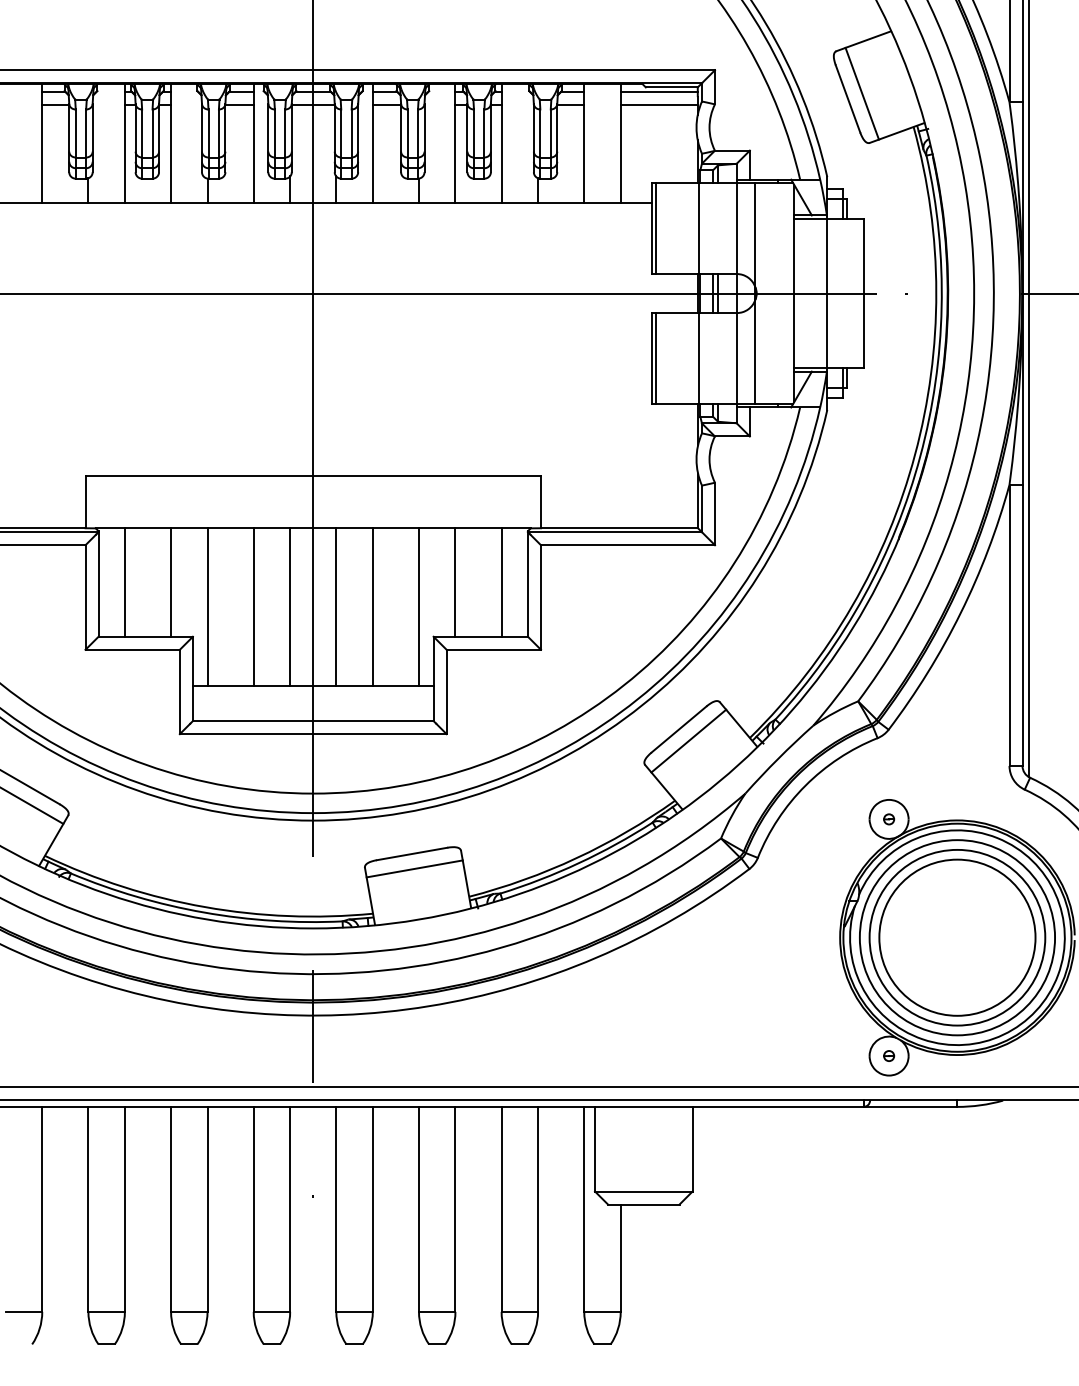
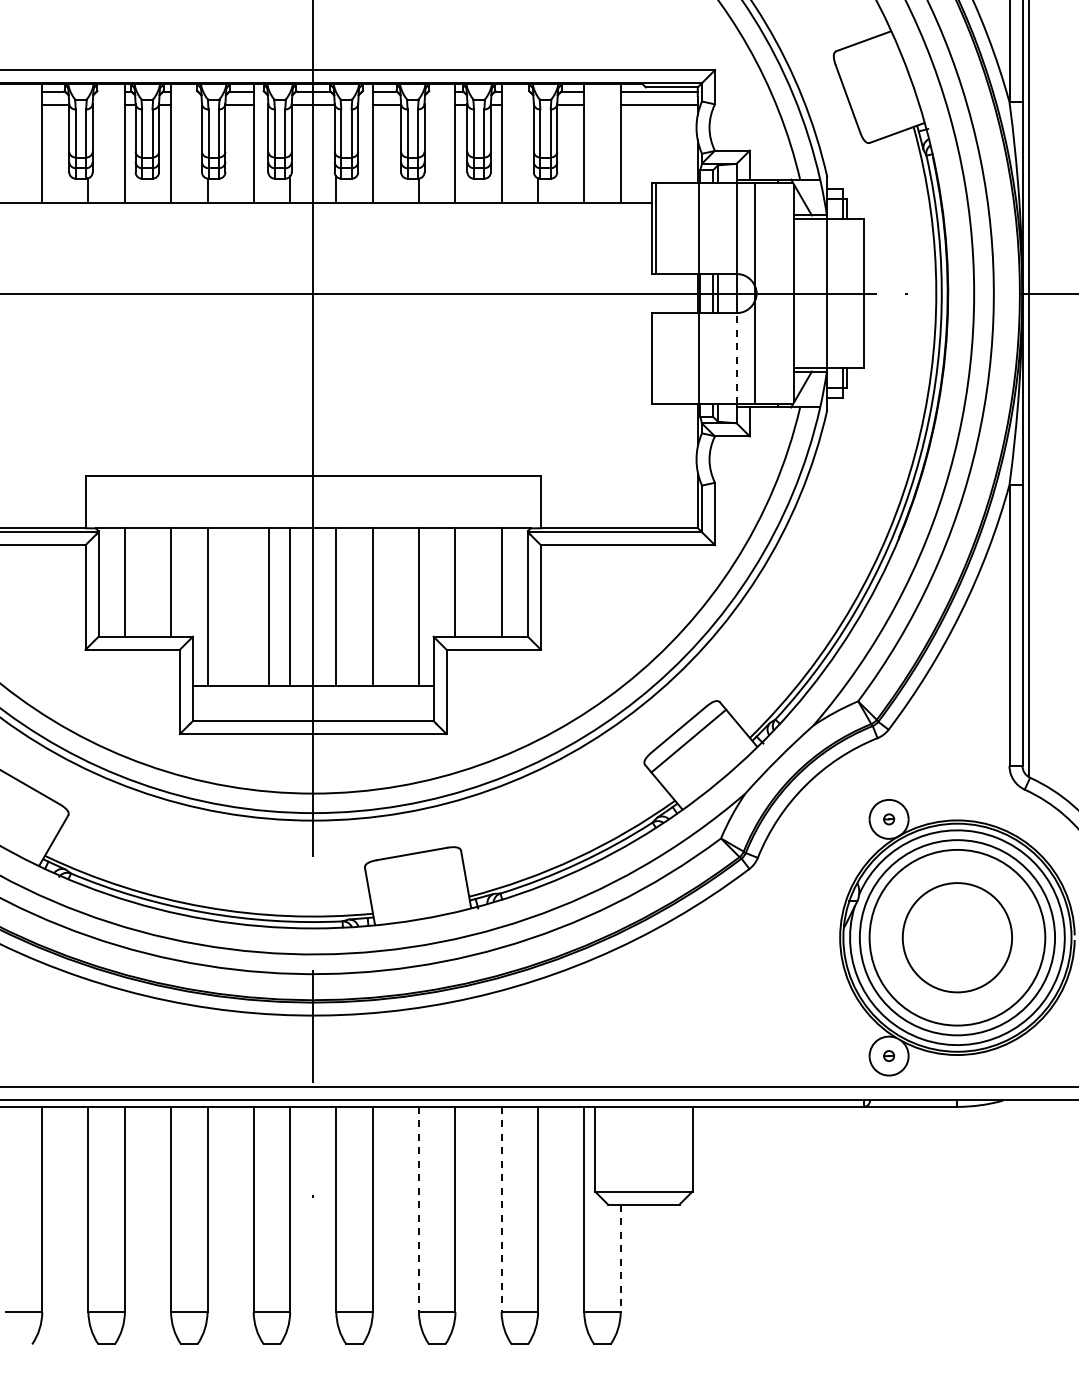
line: present -> none (861, 93)
line: present -> none (655, 358)
line: solid -> dashed (736, 358)
line position: (253, 607) -> (268, 607) (268, 607)
line: present -> none (32, 805)
line: present -> none (414, 868)
circle diameter: 156 px -> 109 px (957, 937)
line: solid -> dashed (419, 1209)
line: solid -> dashed (501, 1209)
line: solid -> dashed (620, 1258)
